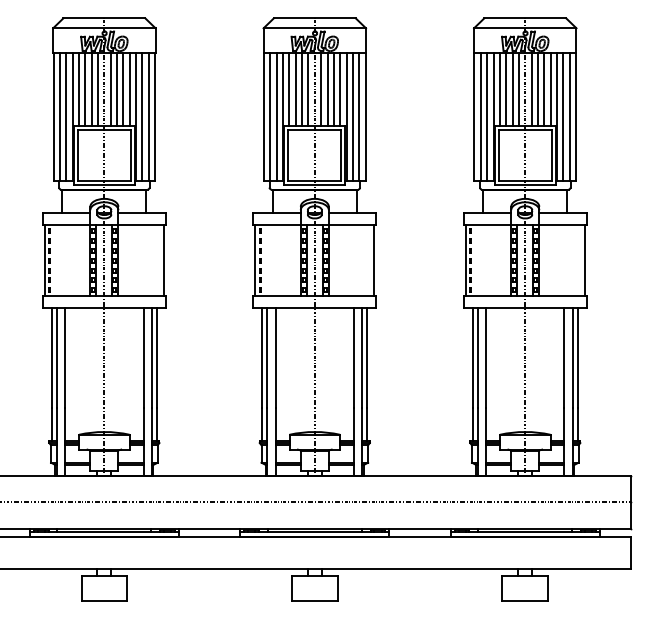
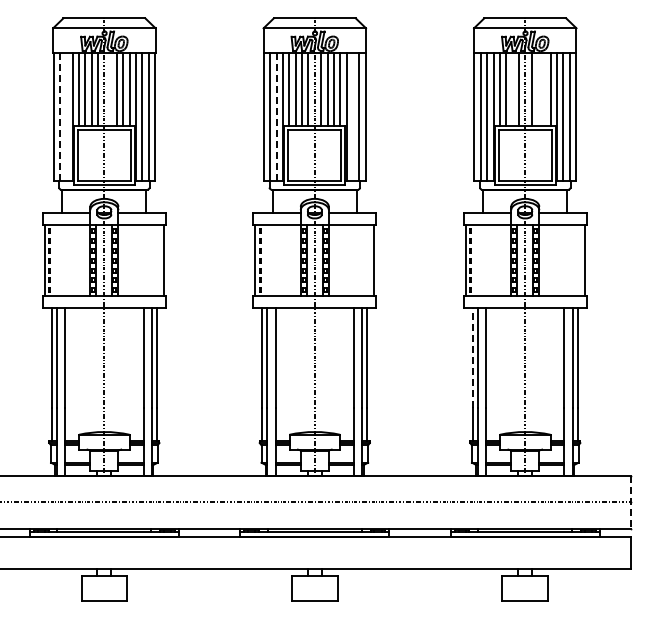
line: present -> none (110, 88)
line: present -> none (512, 88)
line: present -> none (537, 88)
line: present -> none (544, 88)
line: solid -> dashed (59, 116)
line: present -> none (66, 116)
line: solid -> dashed (276, 116)
line: present -> none (352, 116)
line: solid -> dashed (472, 357)
line: solid -> dashed (630, 502)
